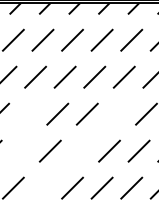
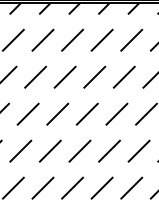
line: none -> present (27, 113)
line: none -> present (116, 113)
line: none -> present (20, 150)
line: none -> present (79, 150)
line: none -> present (42, 187)
